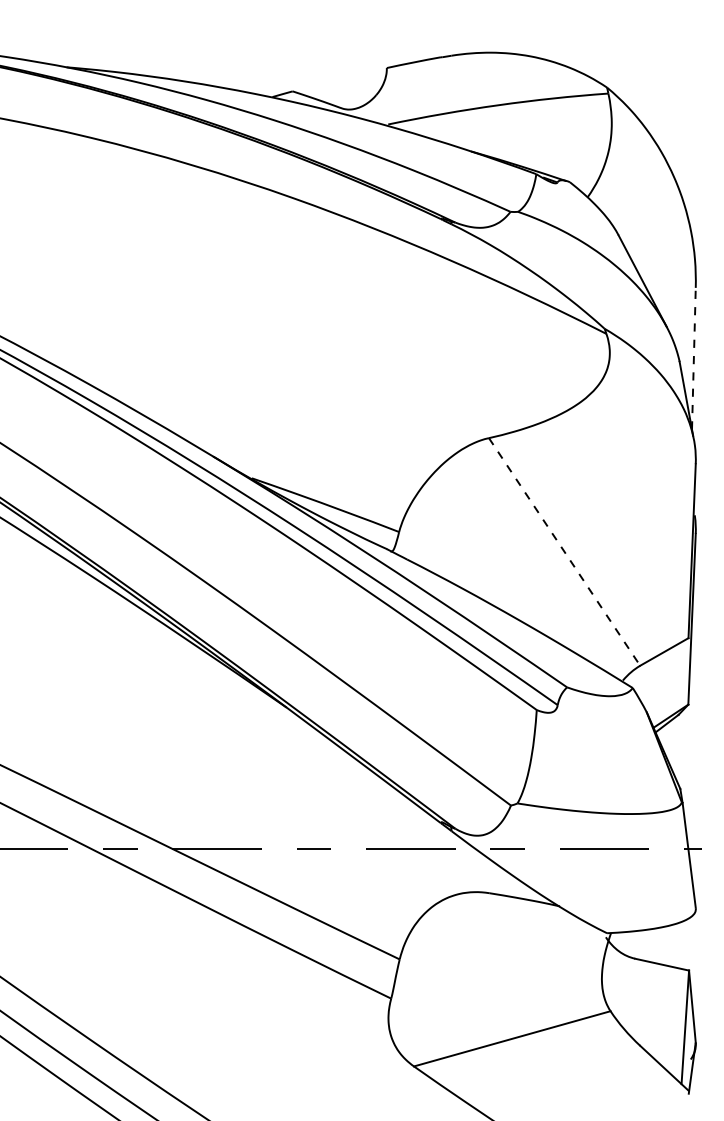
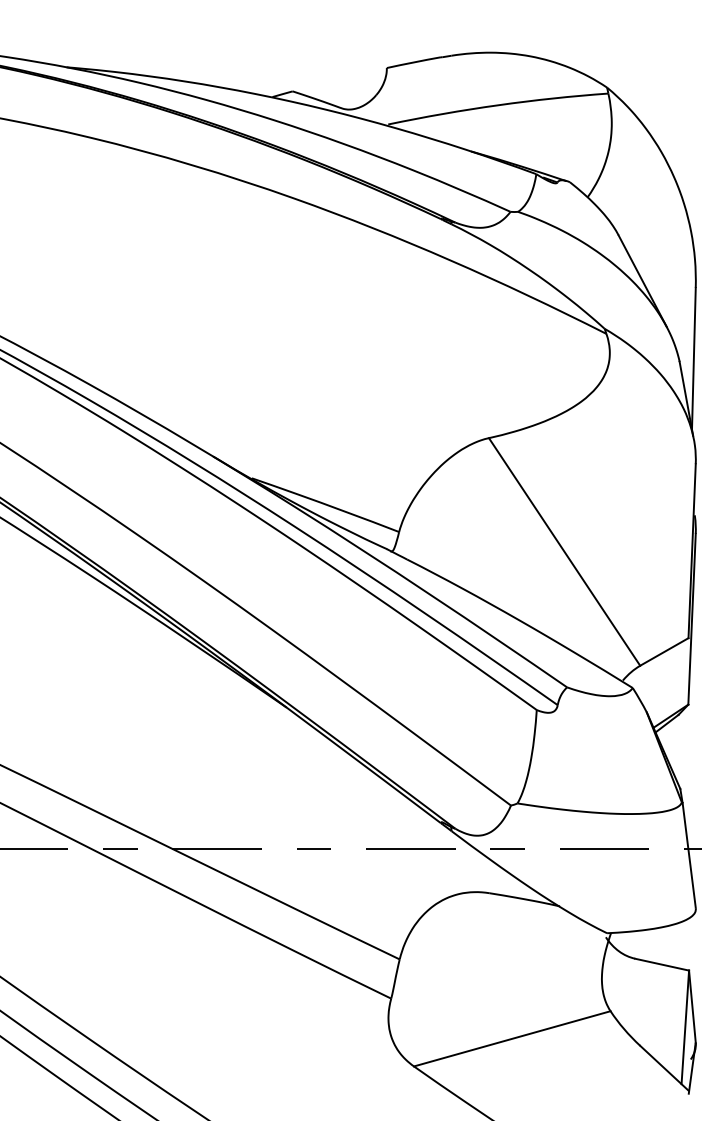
line: dashed -> solid (693, 358)
line: dashed -> solid (564, 551)
